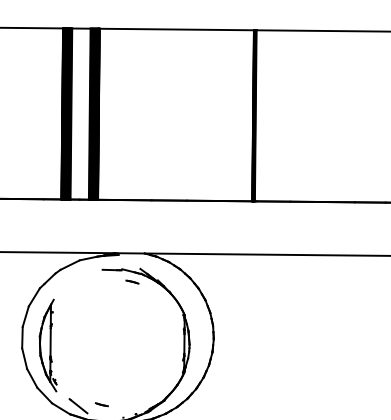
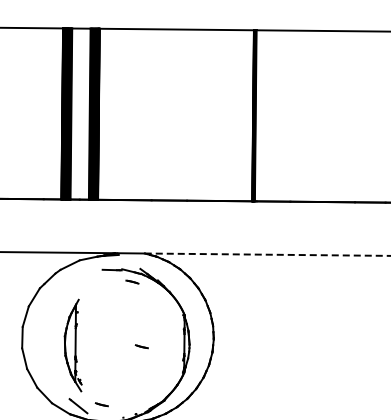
line: solid -> dashed (267, 254)
part position: (47, 345) -> (72, 345) (72, 345)
line: none -> present (141, 346)
